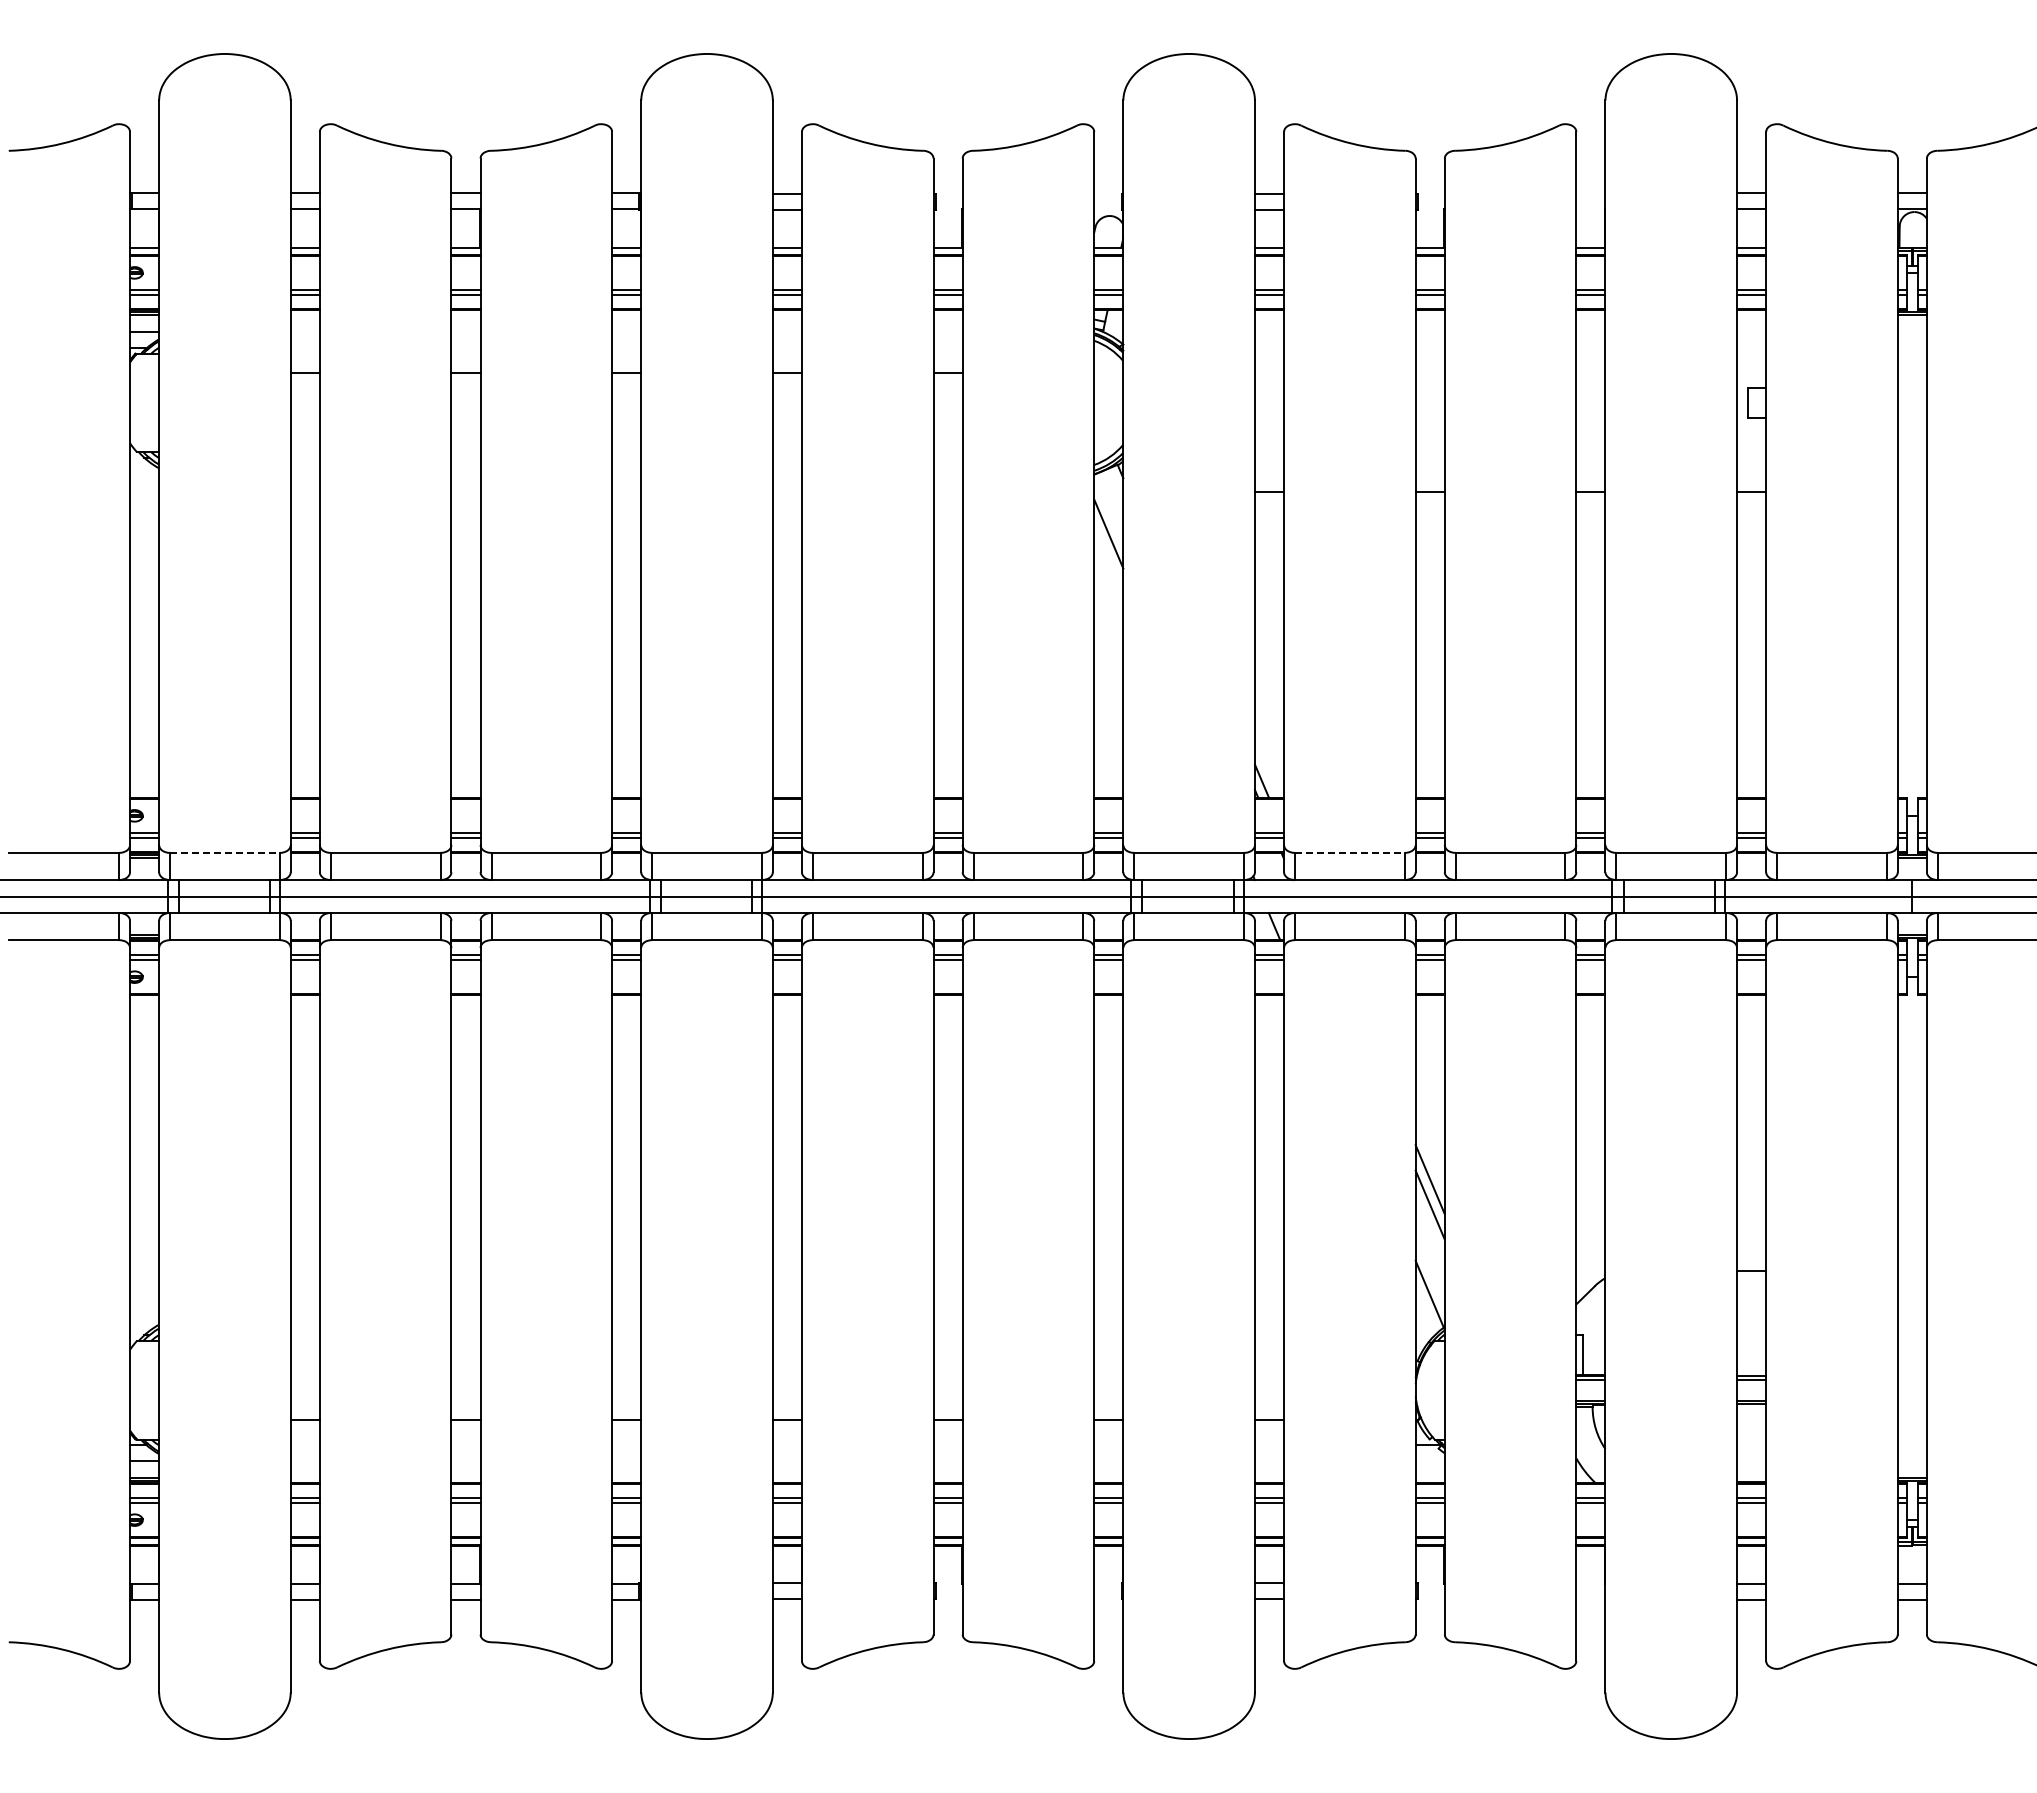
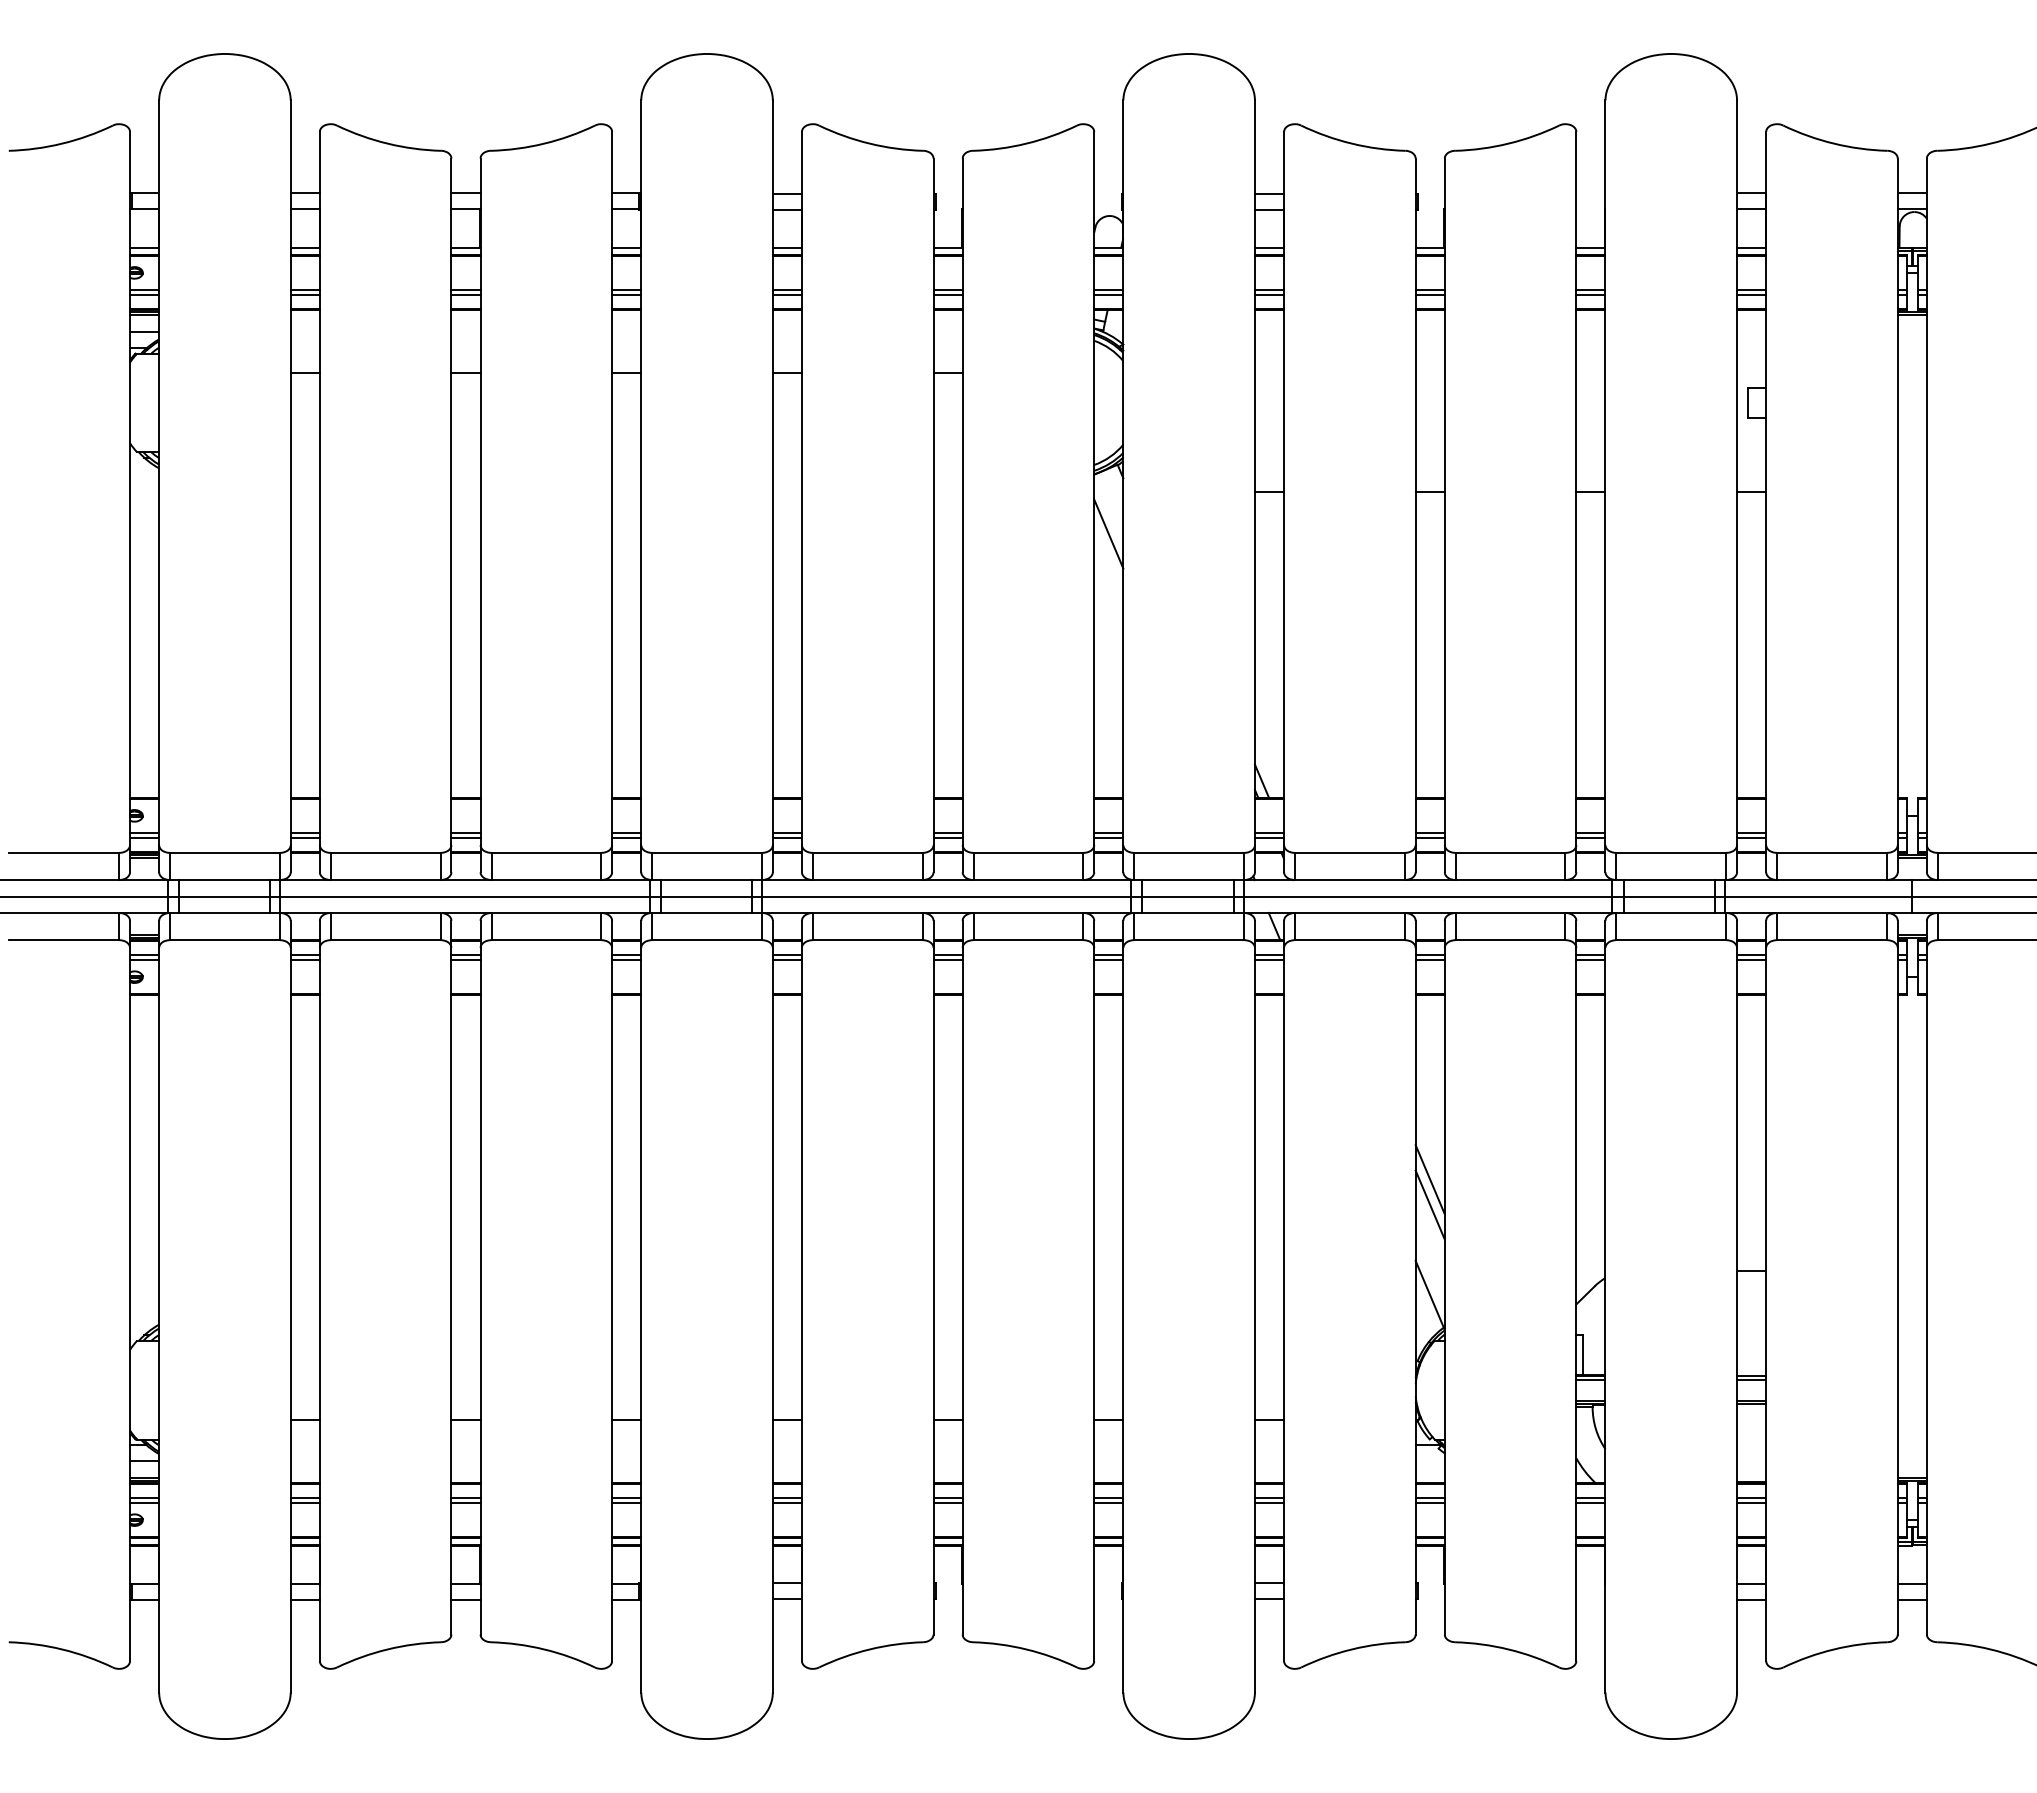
line: dashed -> solid (224, 852)
line: dashed -> solid (1349, 852)
